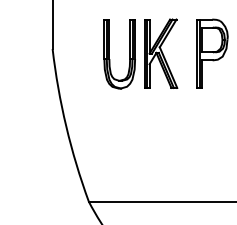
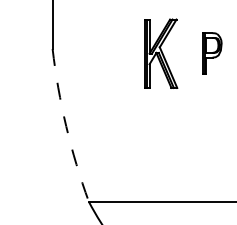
part size: 33x71 px -> 21x43 px (212, 53)
part: present -> none (109, 54)
arc: solid -> dashed (66, 126)
